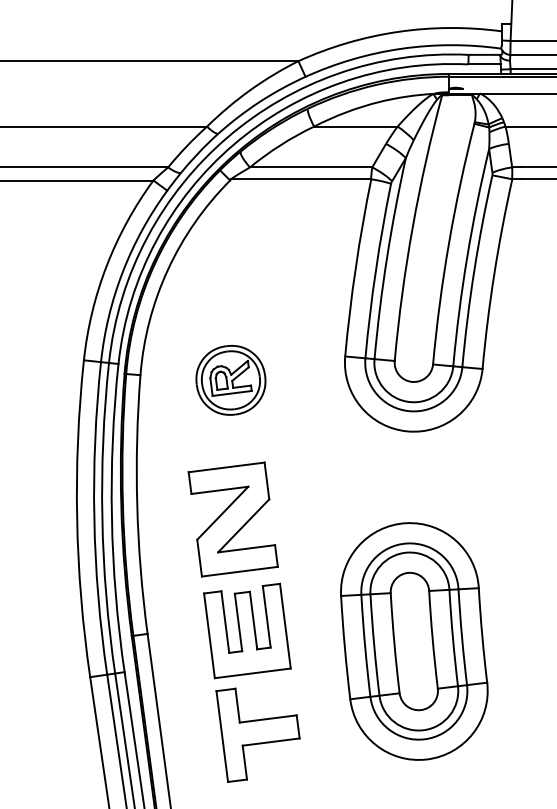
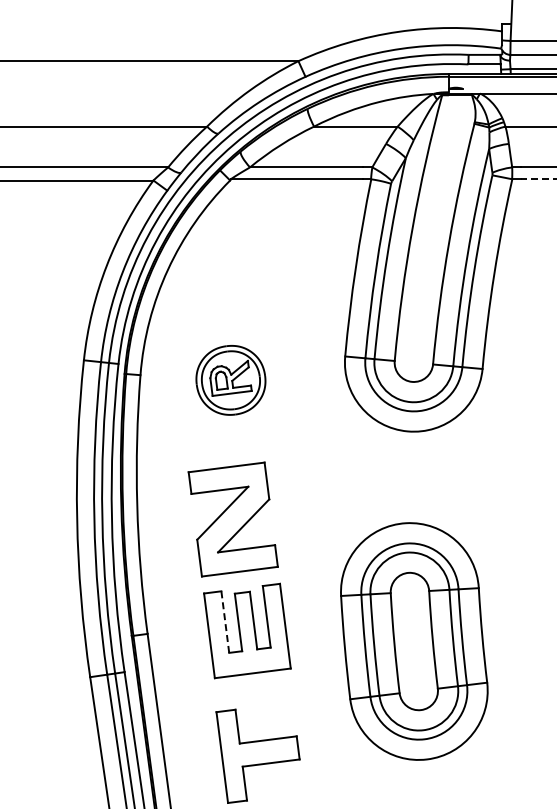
line: solid -> dashed (538, 179)
line: solid -> dashed (225, 621)
part position: (257, 734) -> (257, 755) (257, 755)
